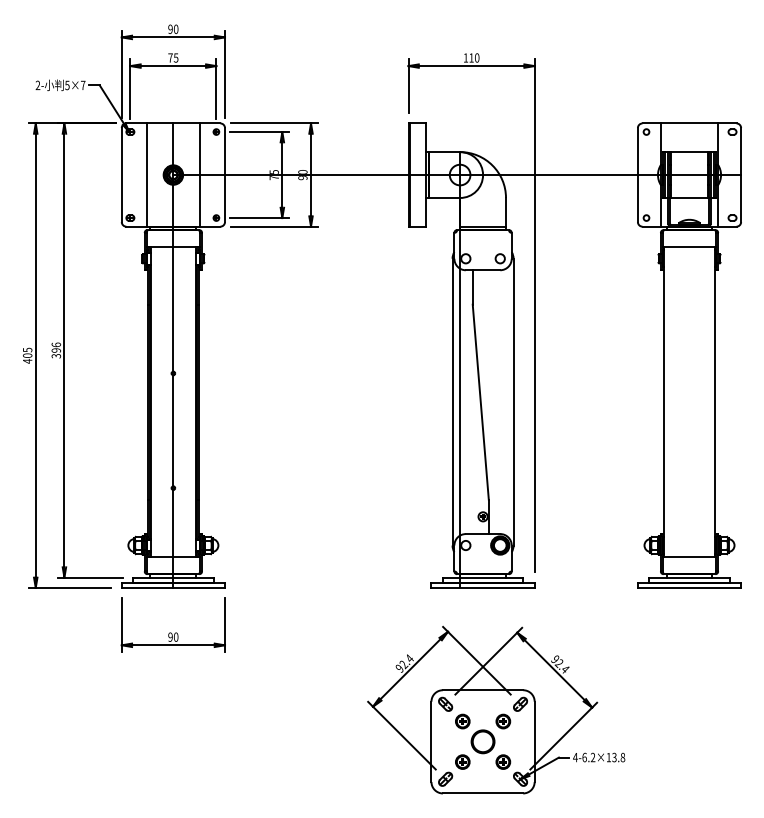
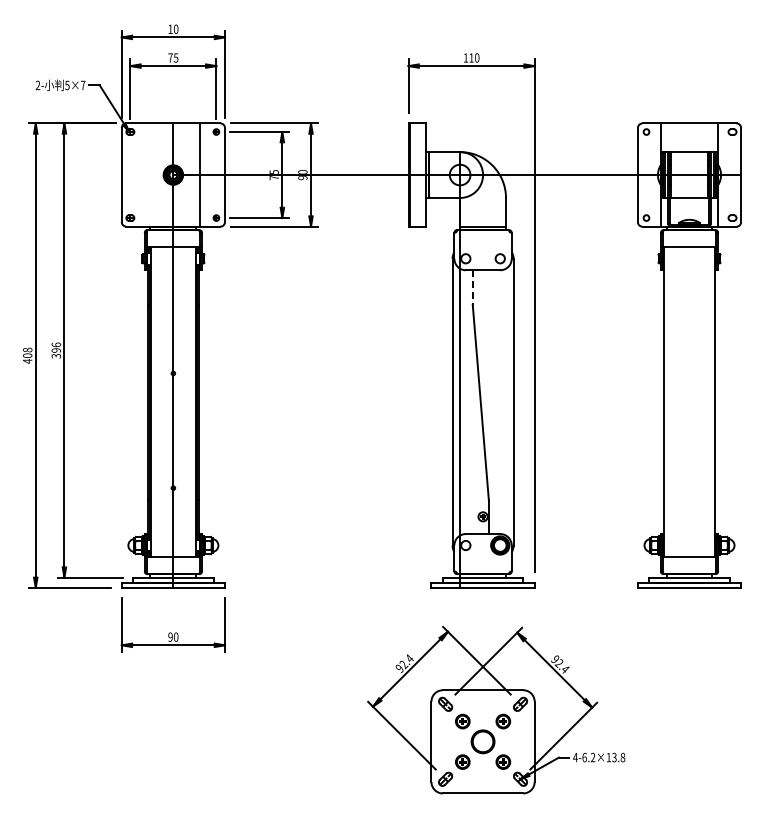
text: 90 -> 10 (170, 28)
line: present -> none (146, 174)
line: solid -> dashed (472, 287)
text: 405 -> 408 (27, 349)
